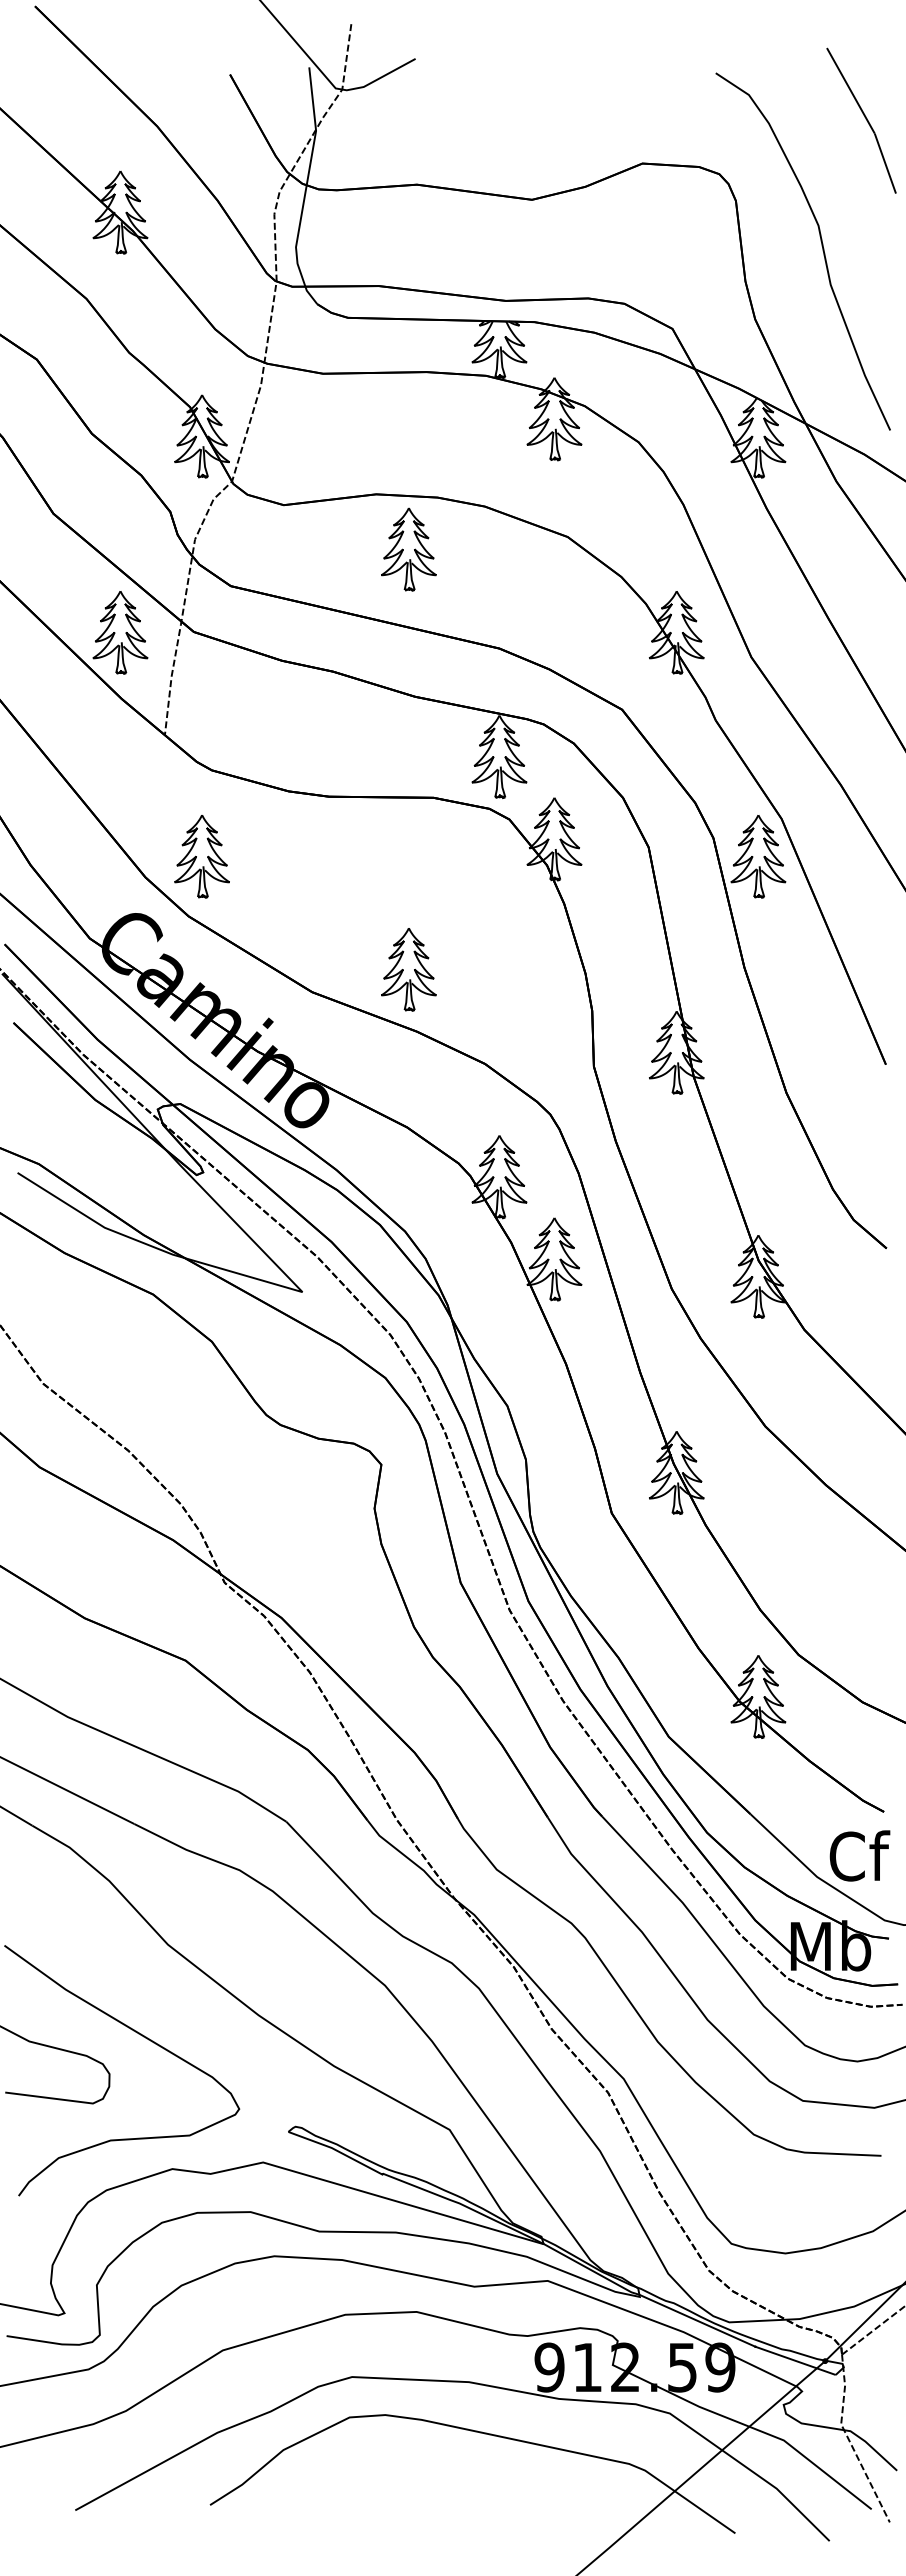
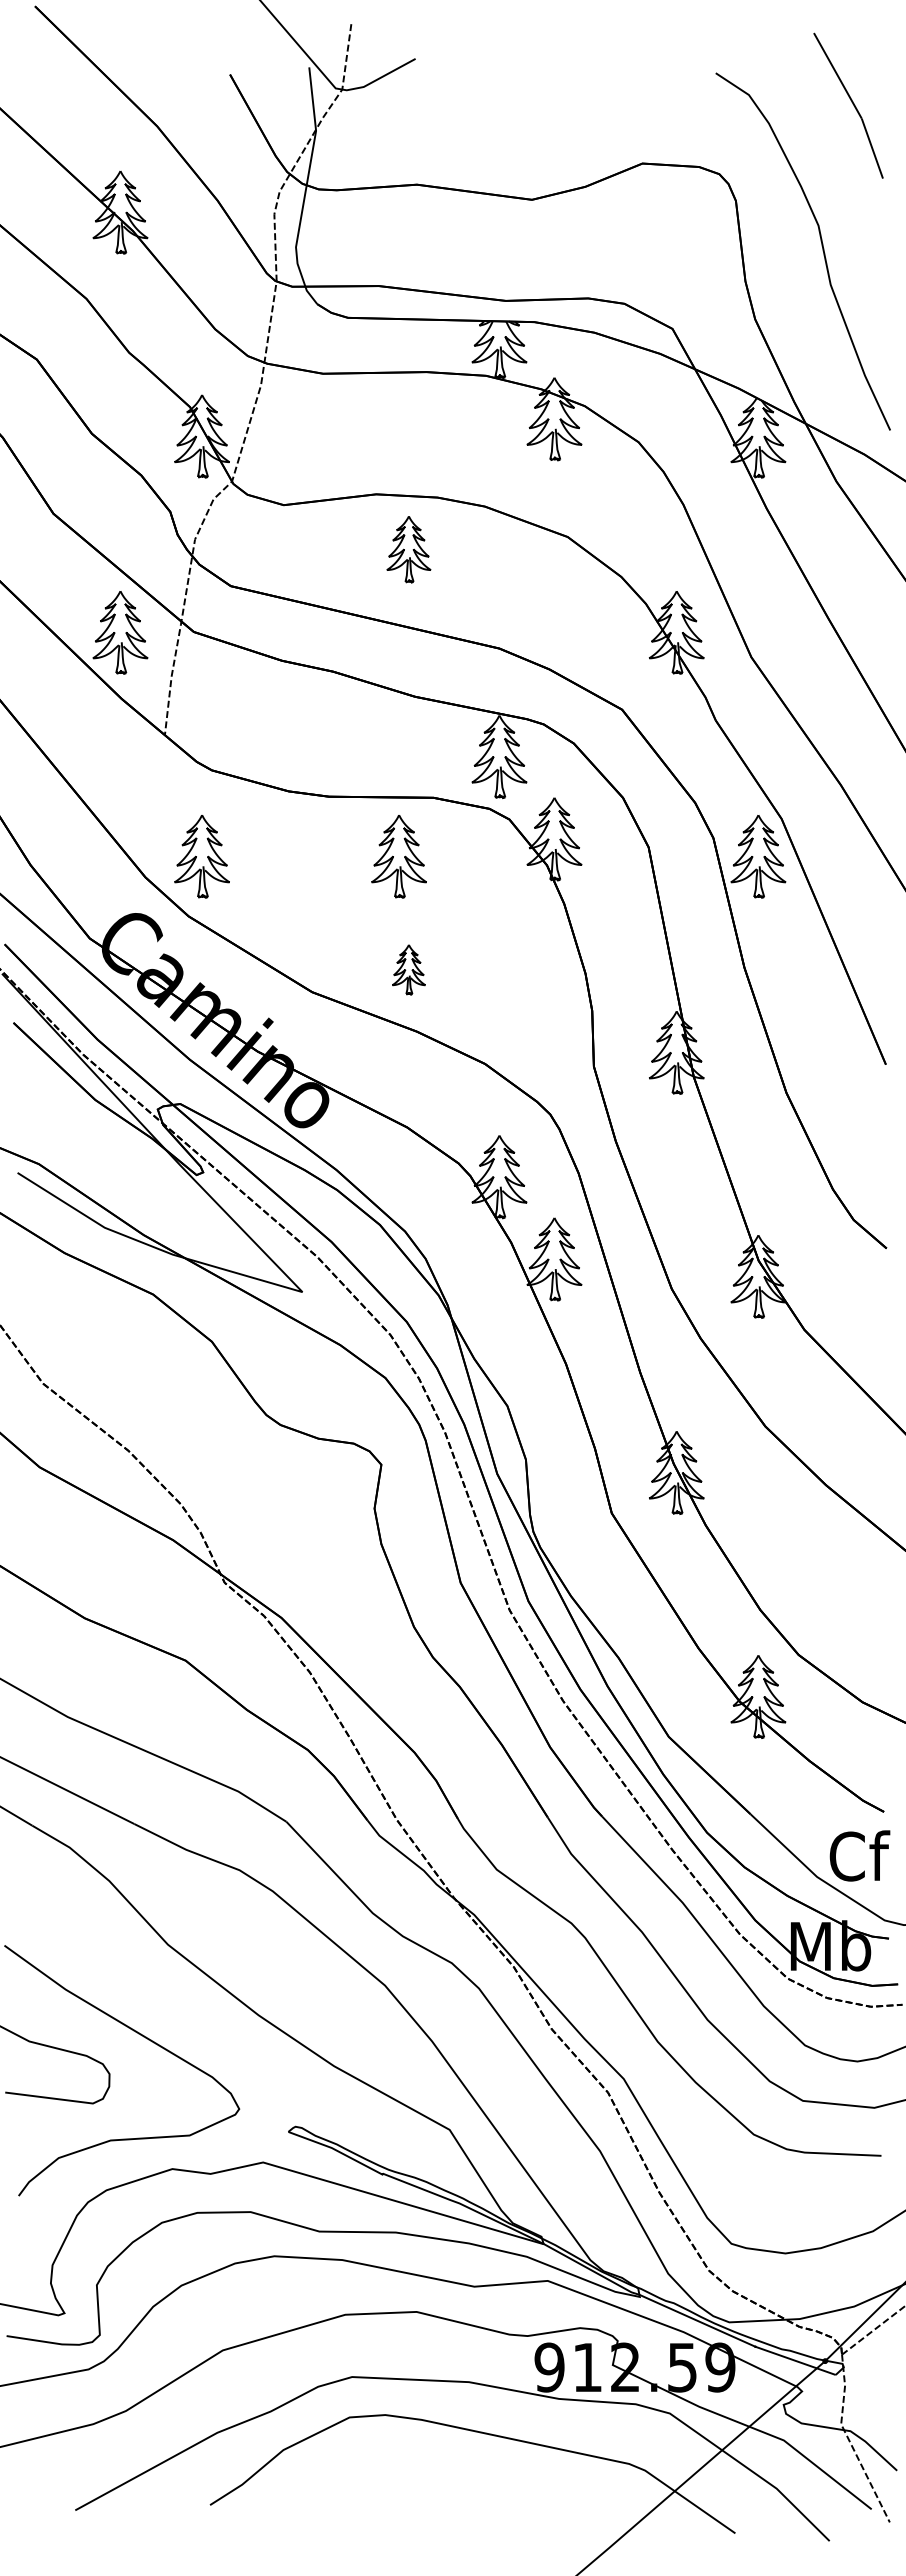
part position: (861, 120) -> (848, 105) (848, 105)
part size: 56x85 px -> 46x68 px (408, 549)
part: none -> present (398, 856)
part size: 56x84 px -> 34x52 px (408, 969)
